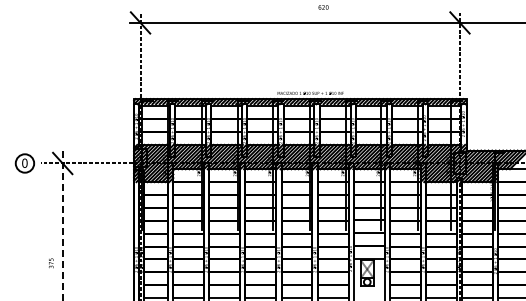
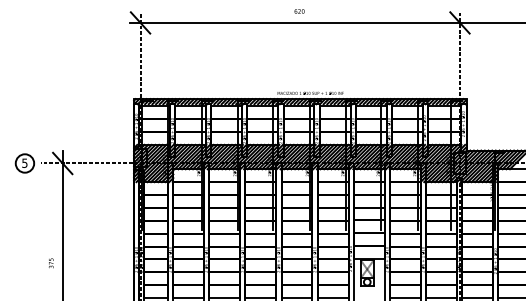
text position: (323, 7) -> (299, 11) (299, 11)
text: 0 -> 5 (24, 162)
line: dashed -> solid (62, 226)
